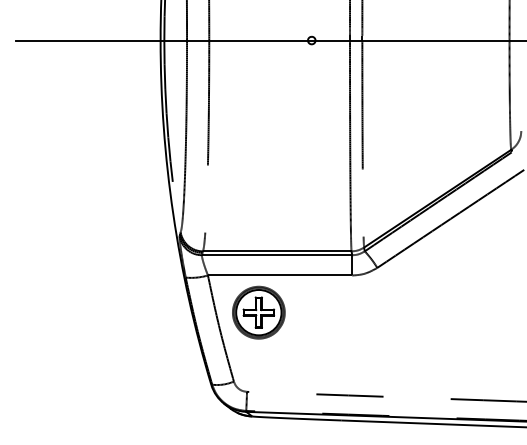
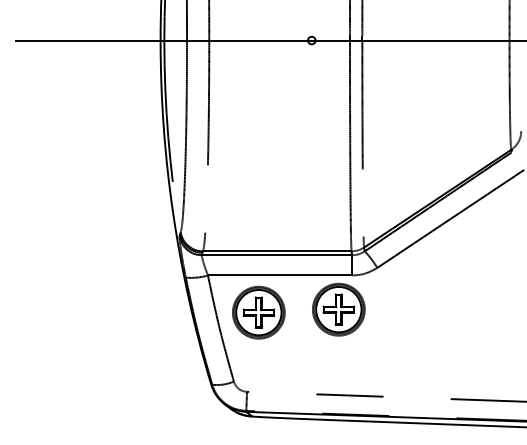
part: none -> present (338, 309)
